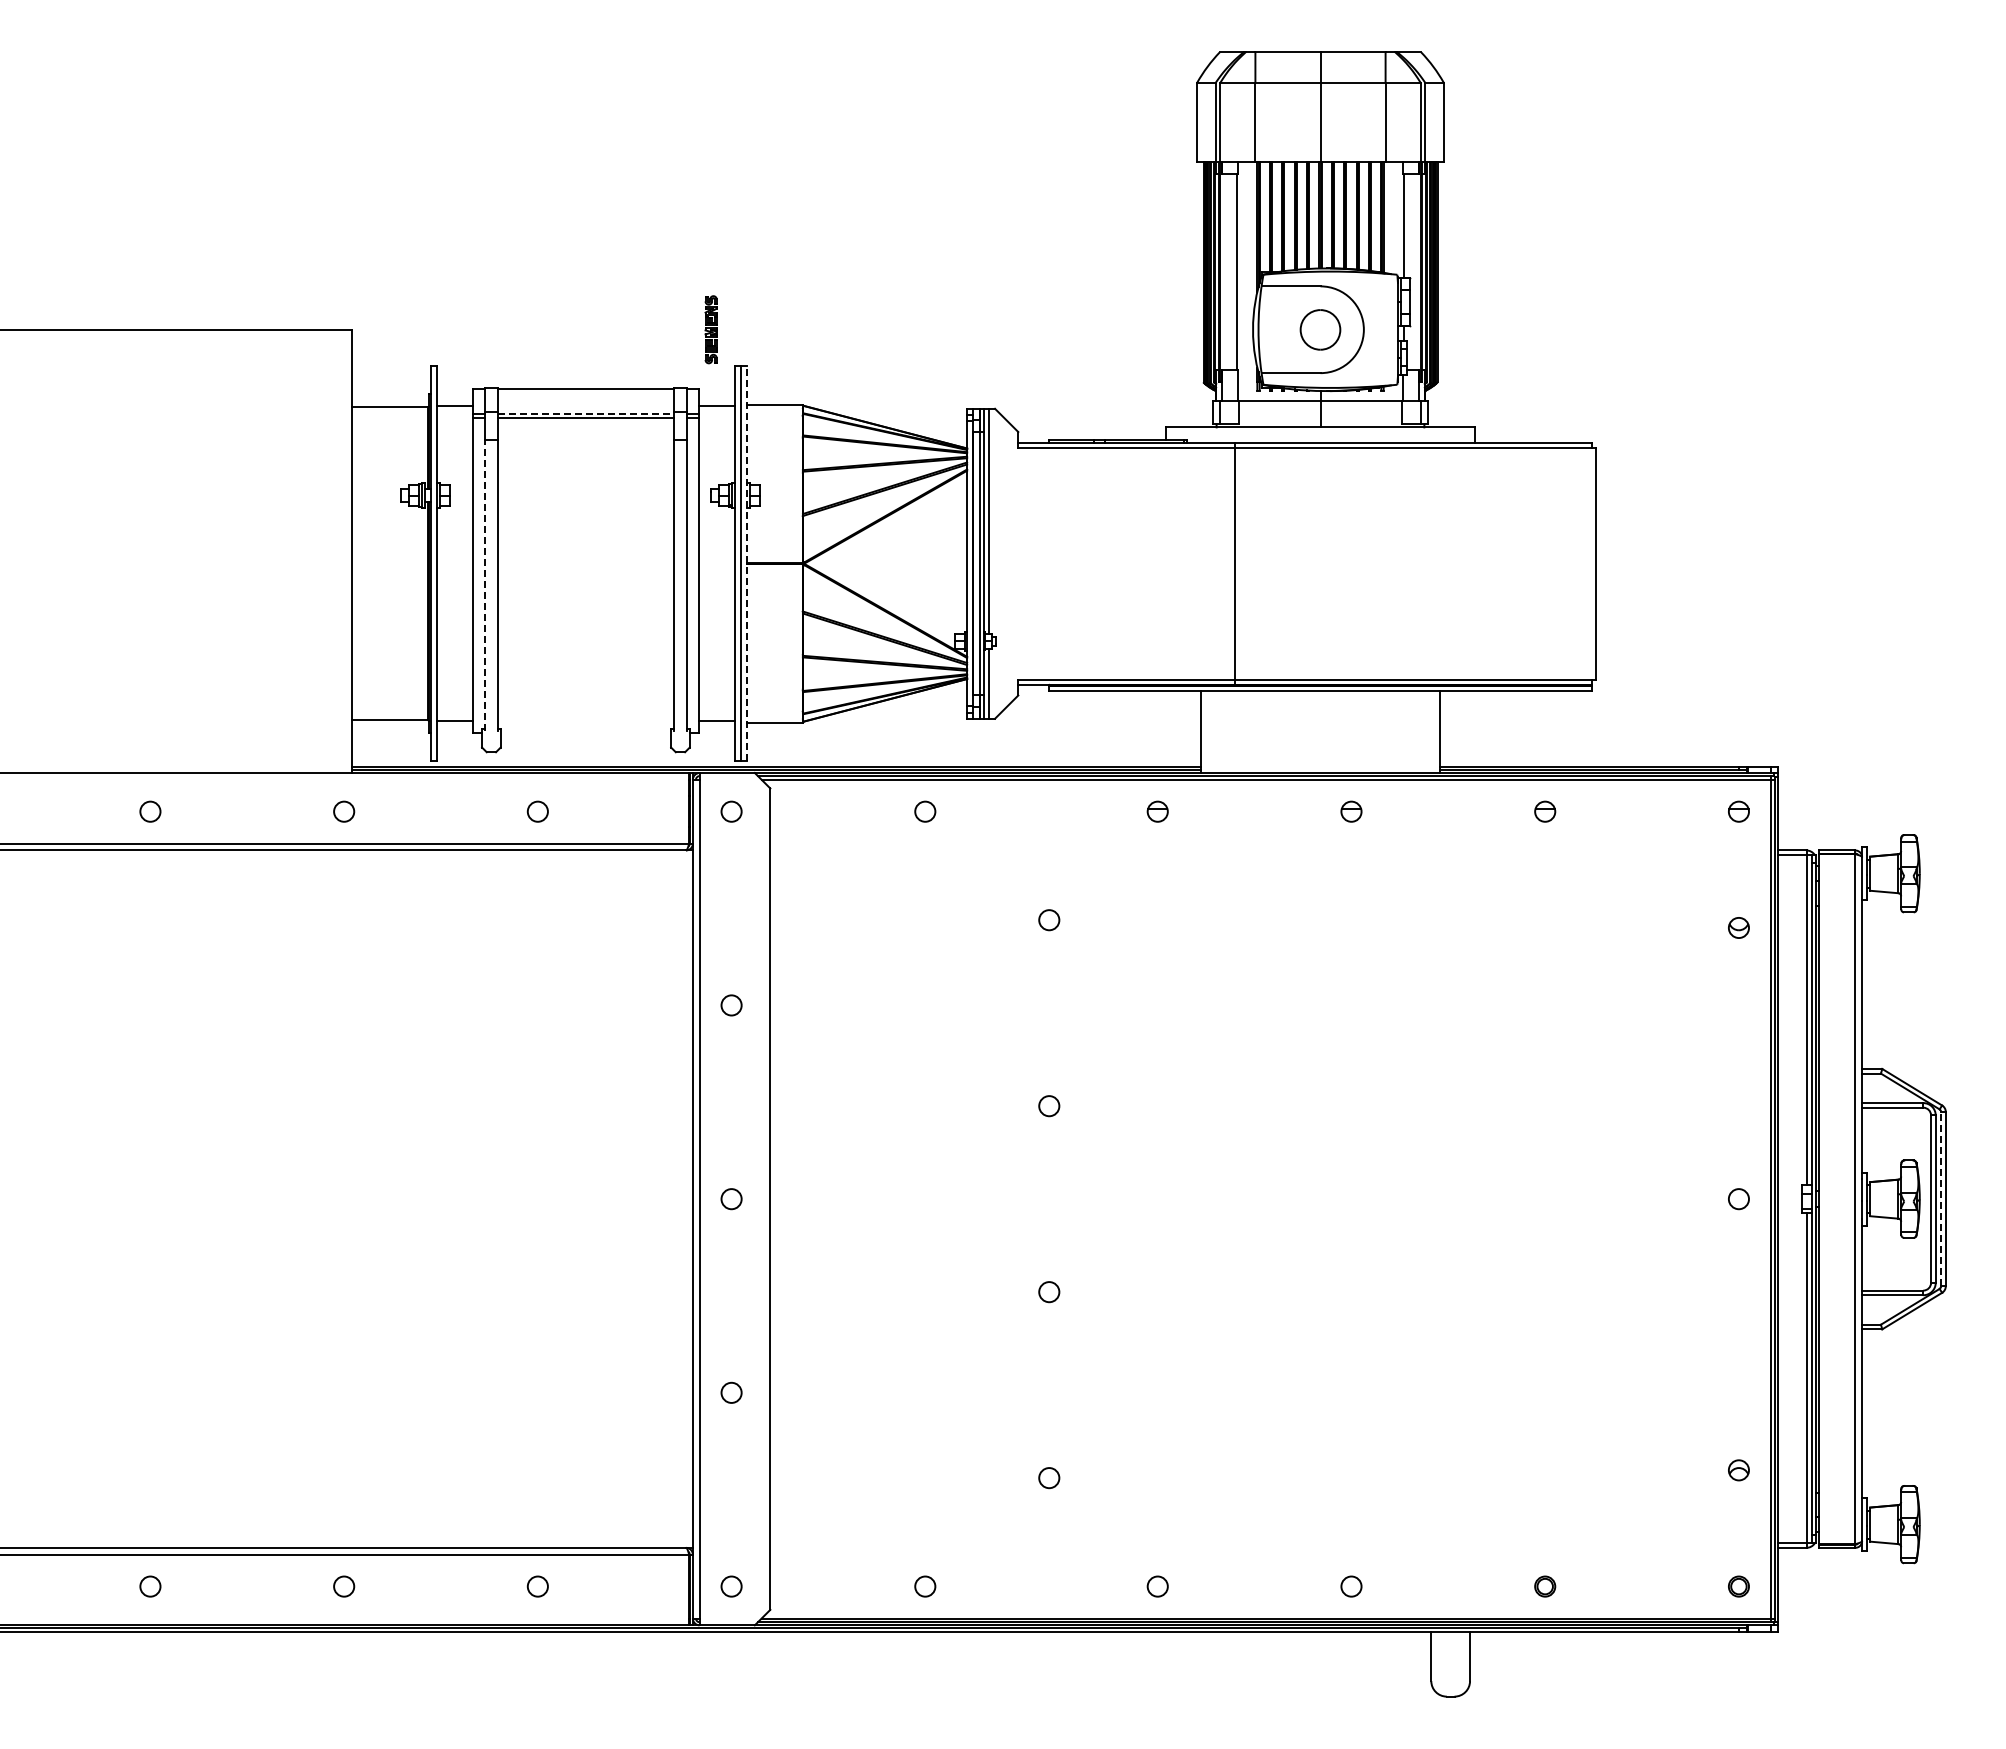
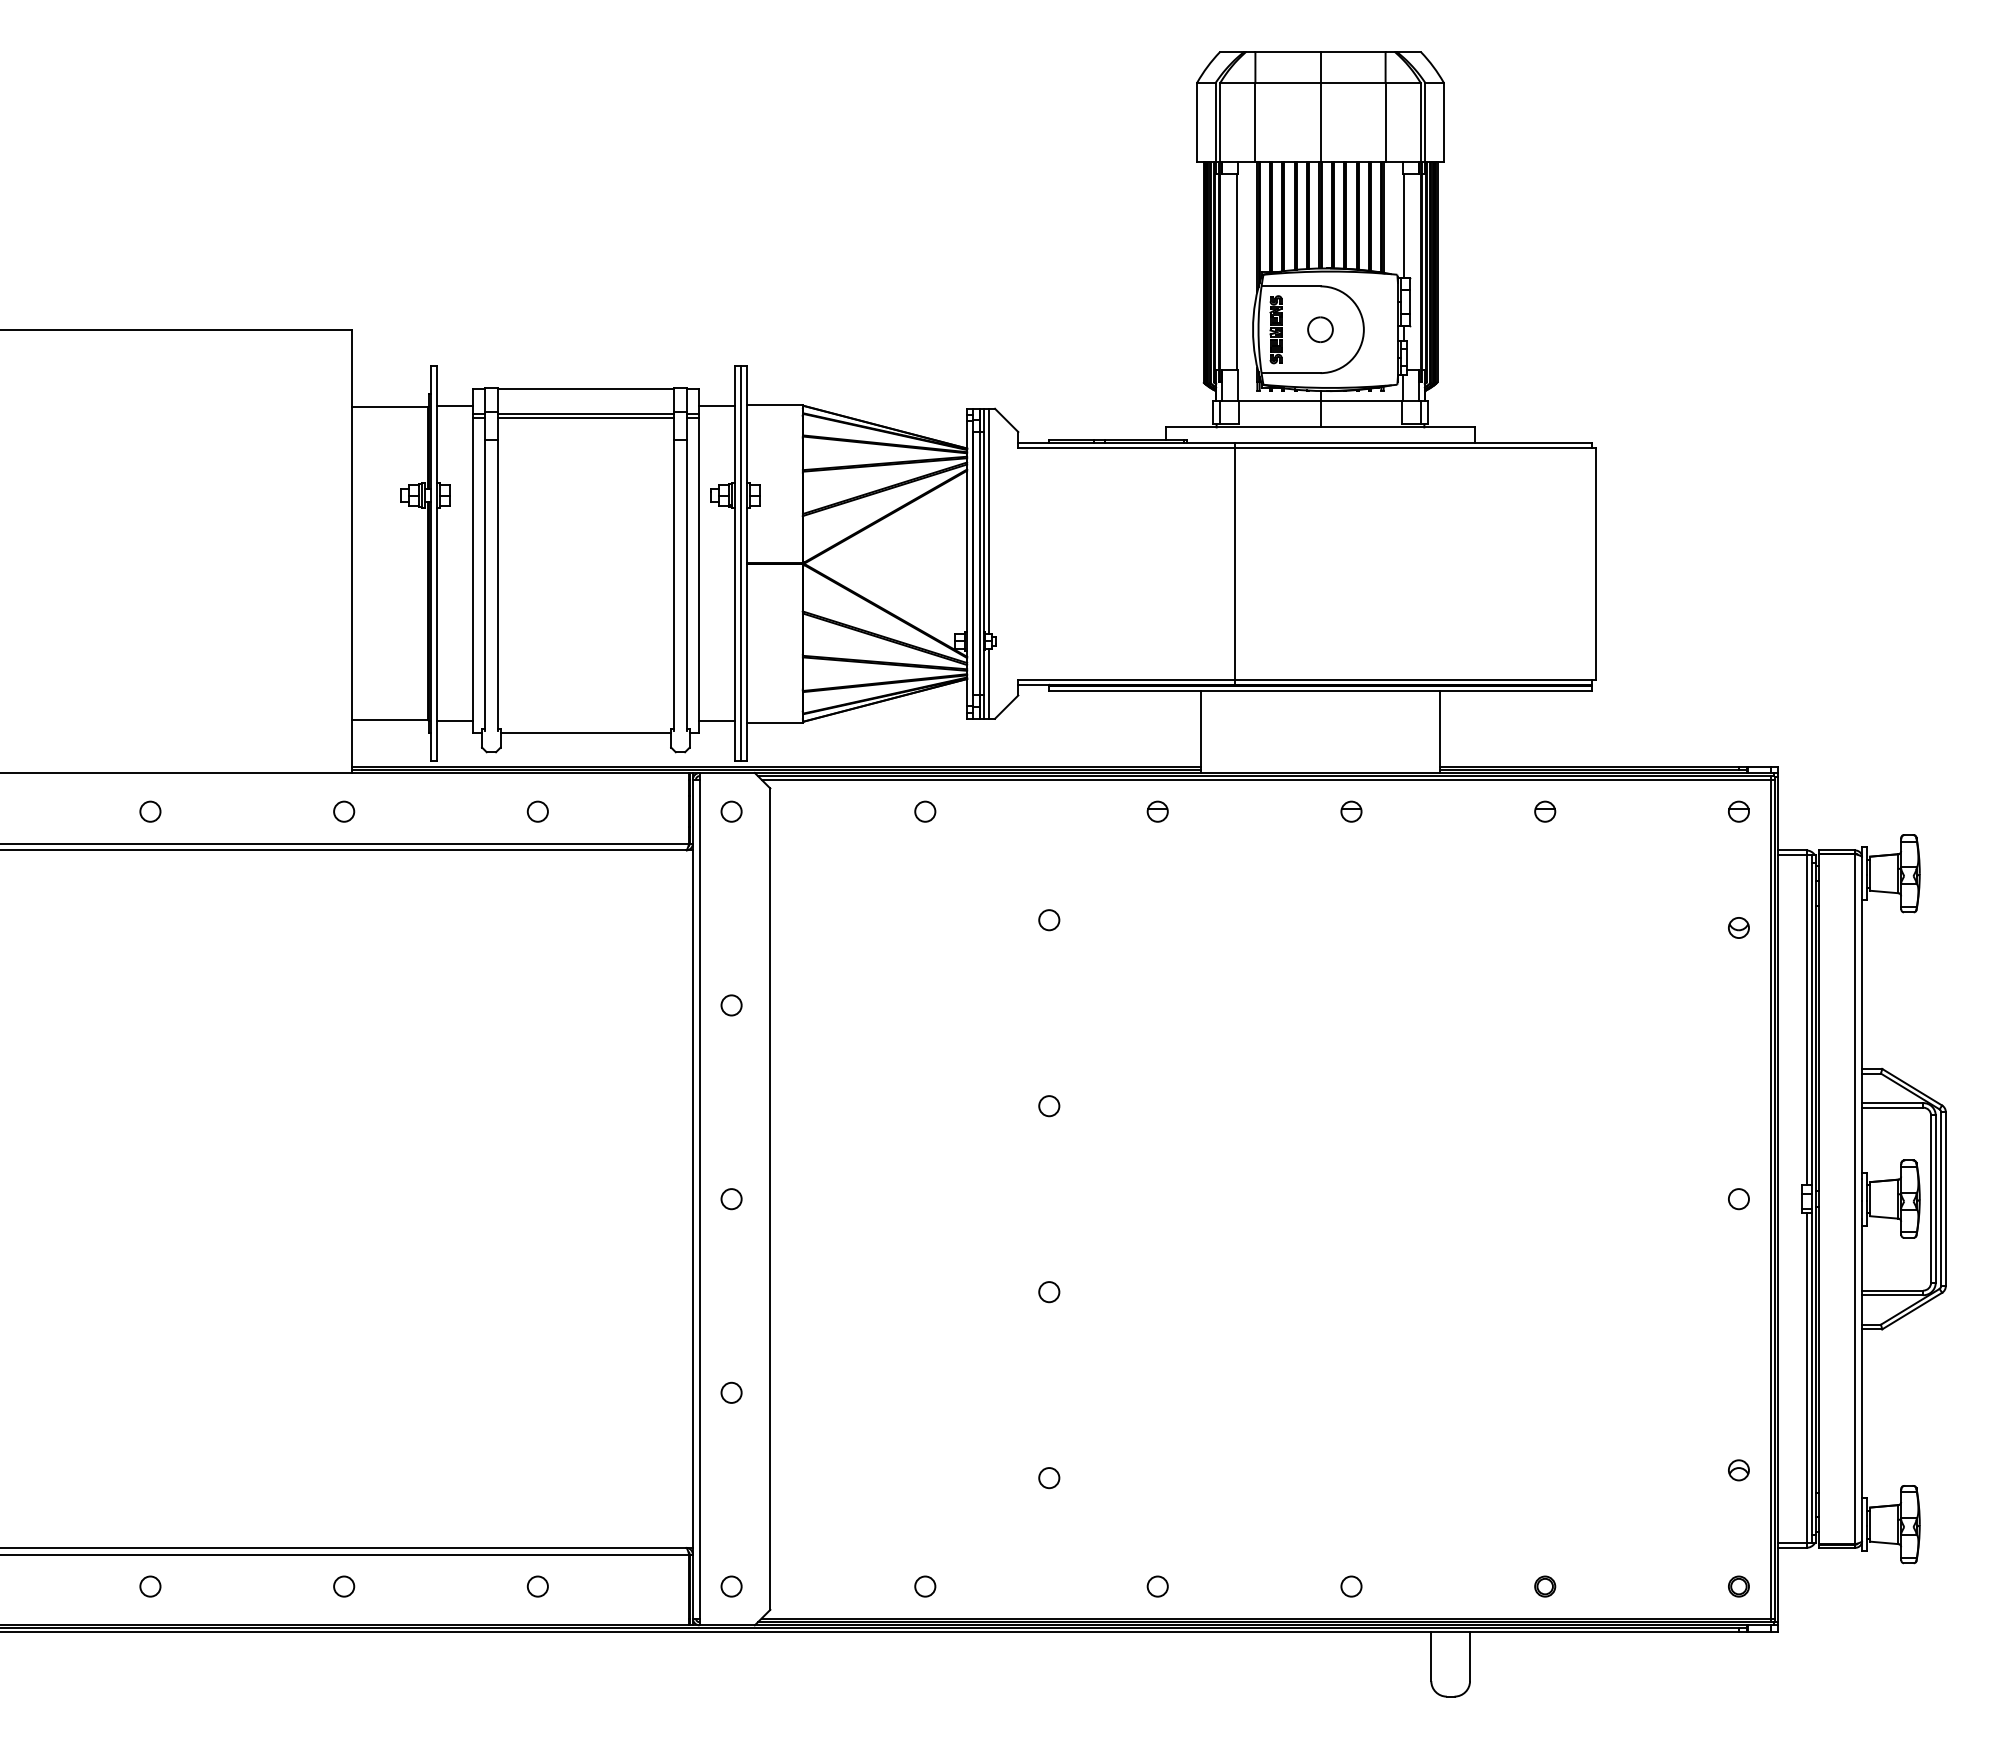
part position: (710, 329) -> (1275, 329) (1275, 329)
part size: 43x42 px -> 27x27 px (1320, 329)
line: dashed -> solid (586, 413)
line: dashed -> solid (747, 563)
line: dashed -> solid (485, 584)
line: none -> present (585, 733)
line: dashed -> solid (1941, 1198)
